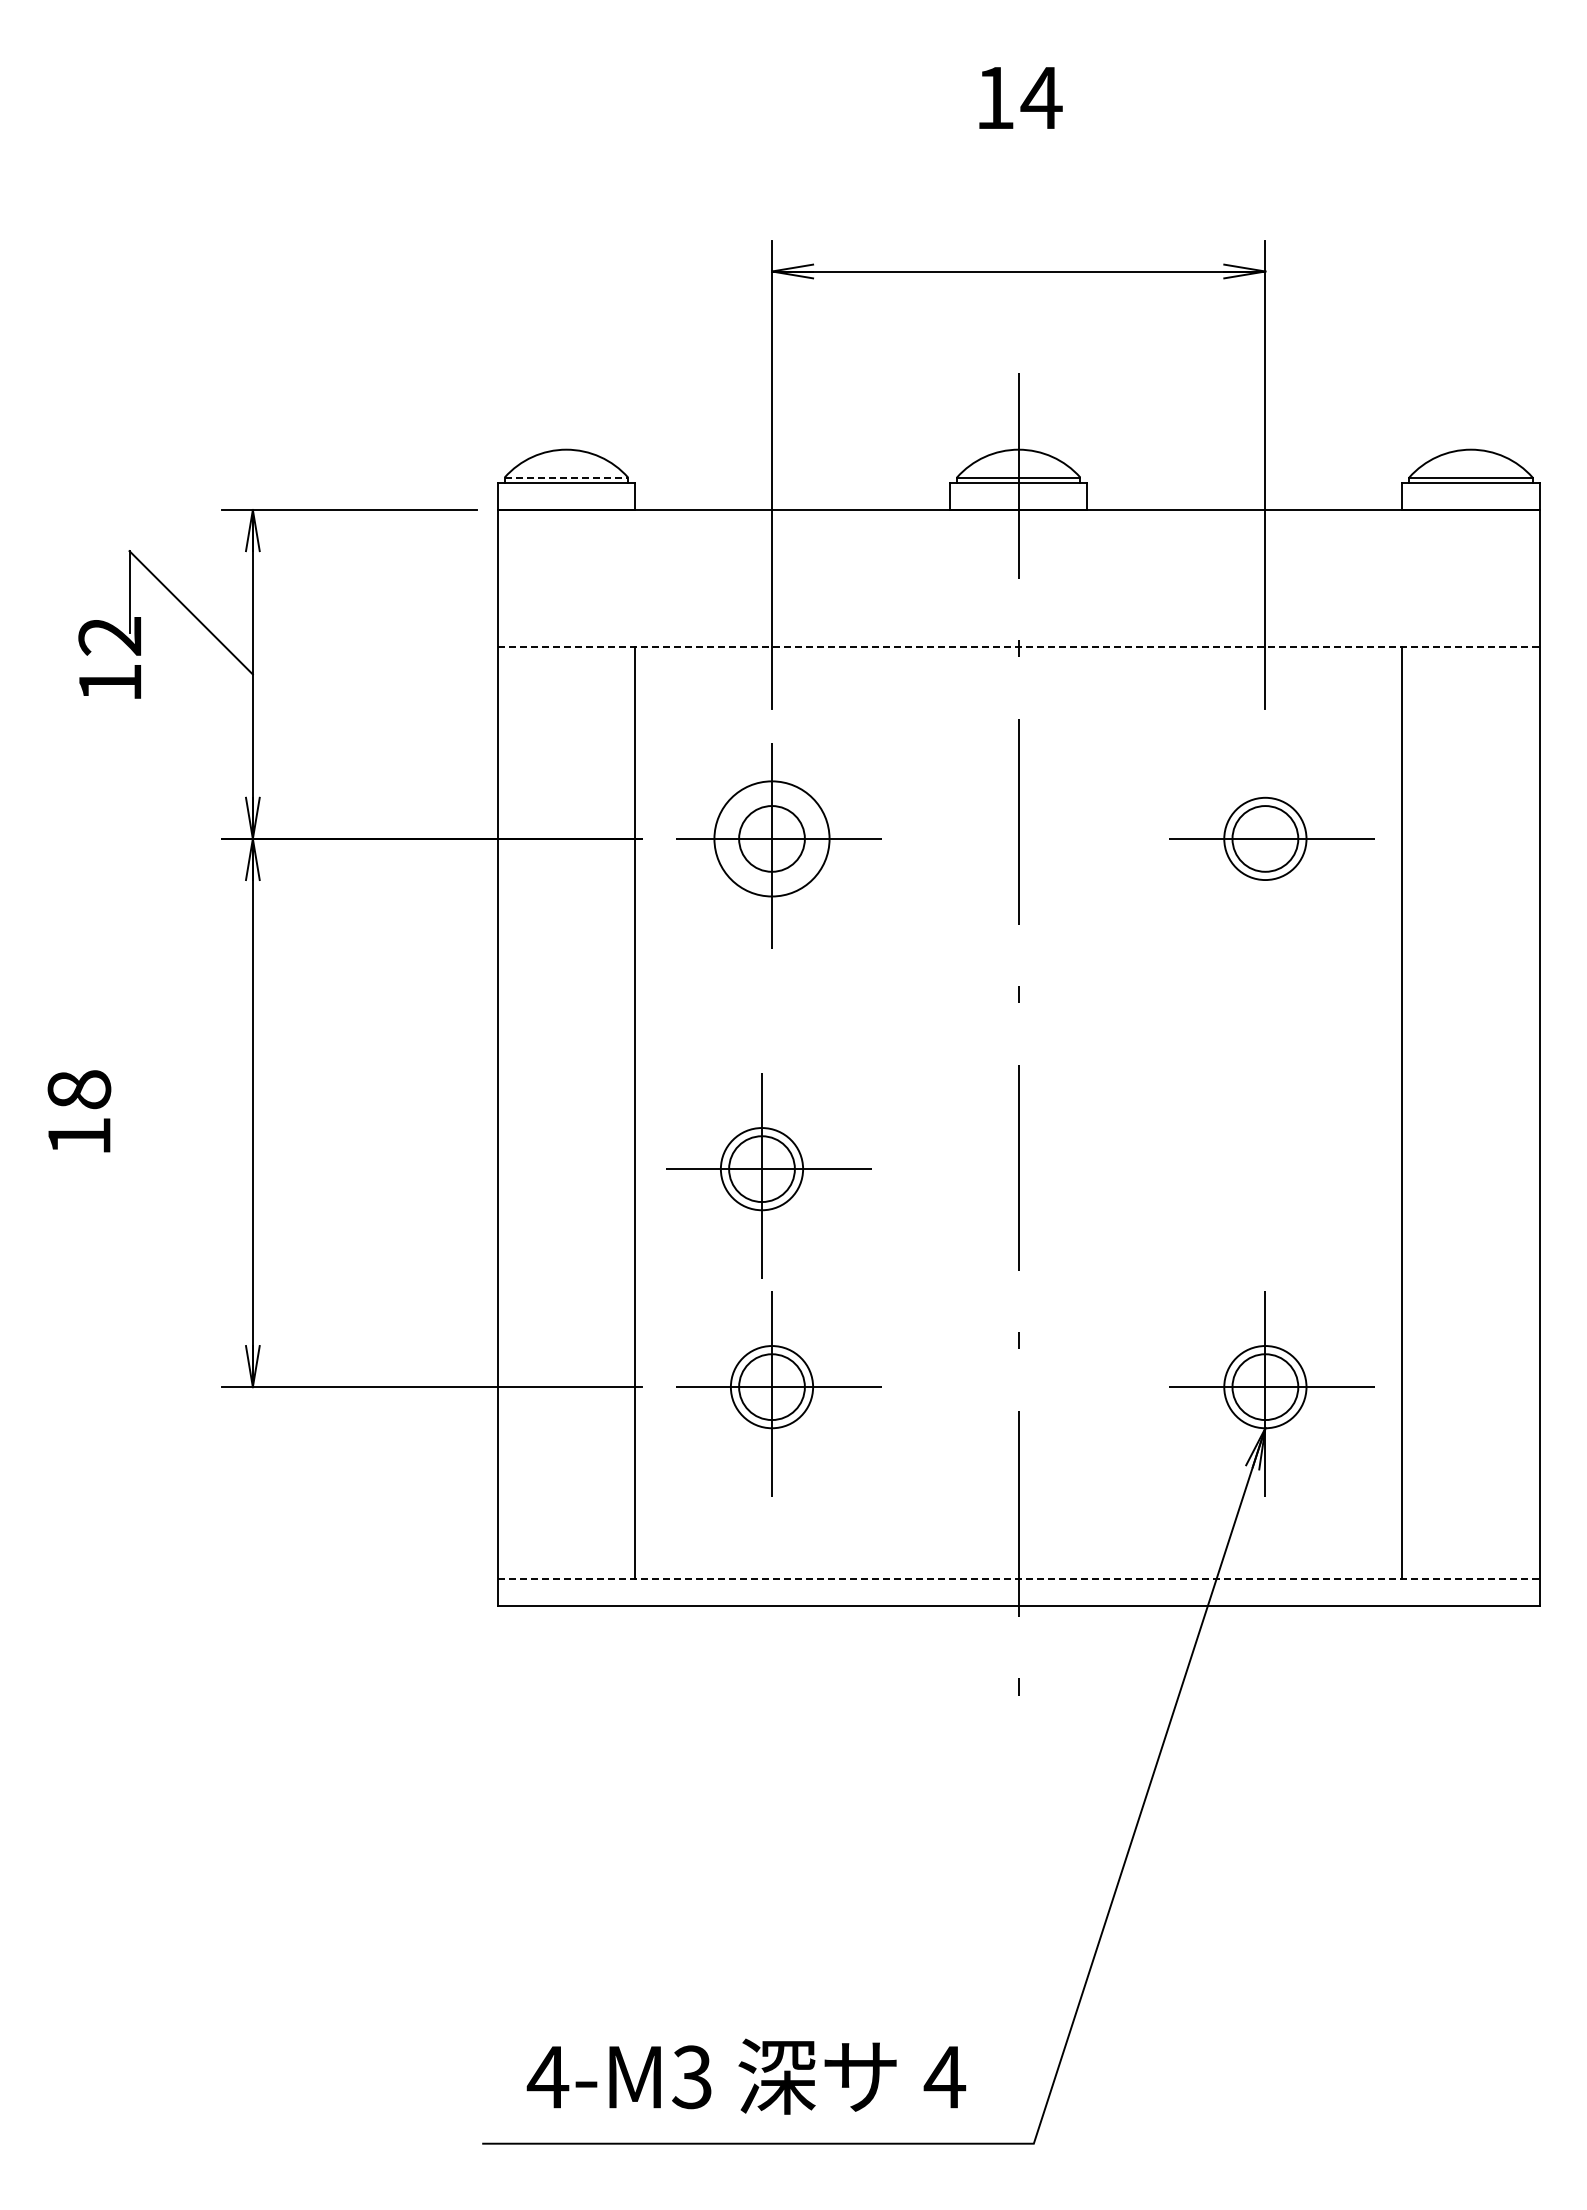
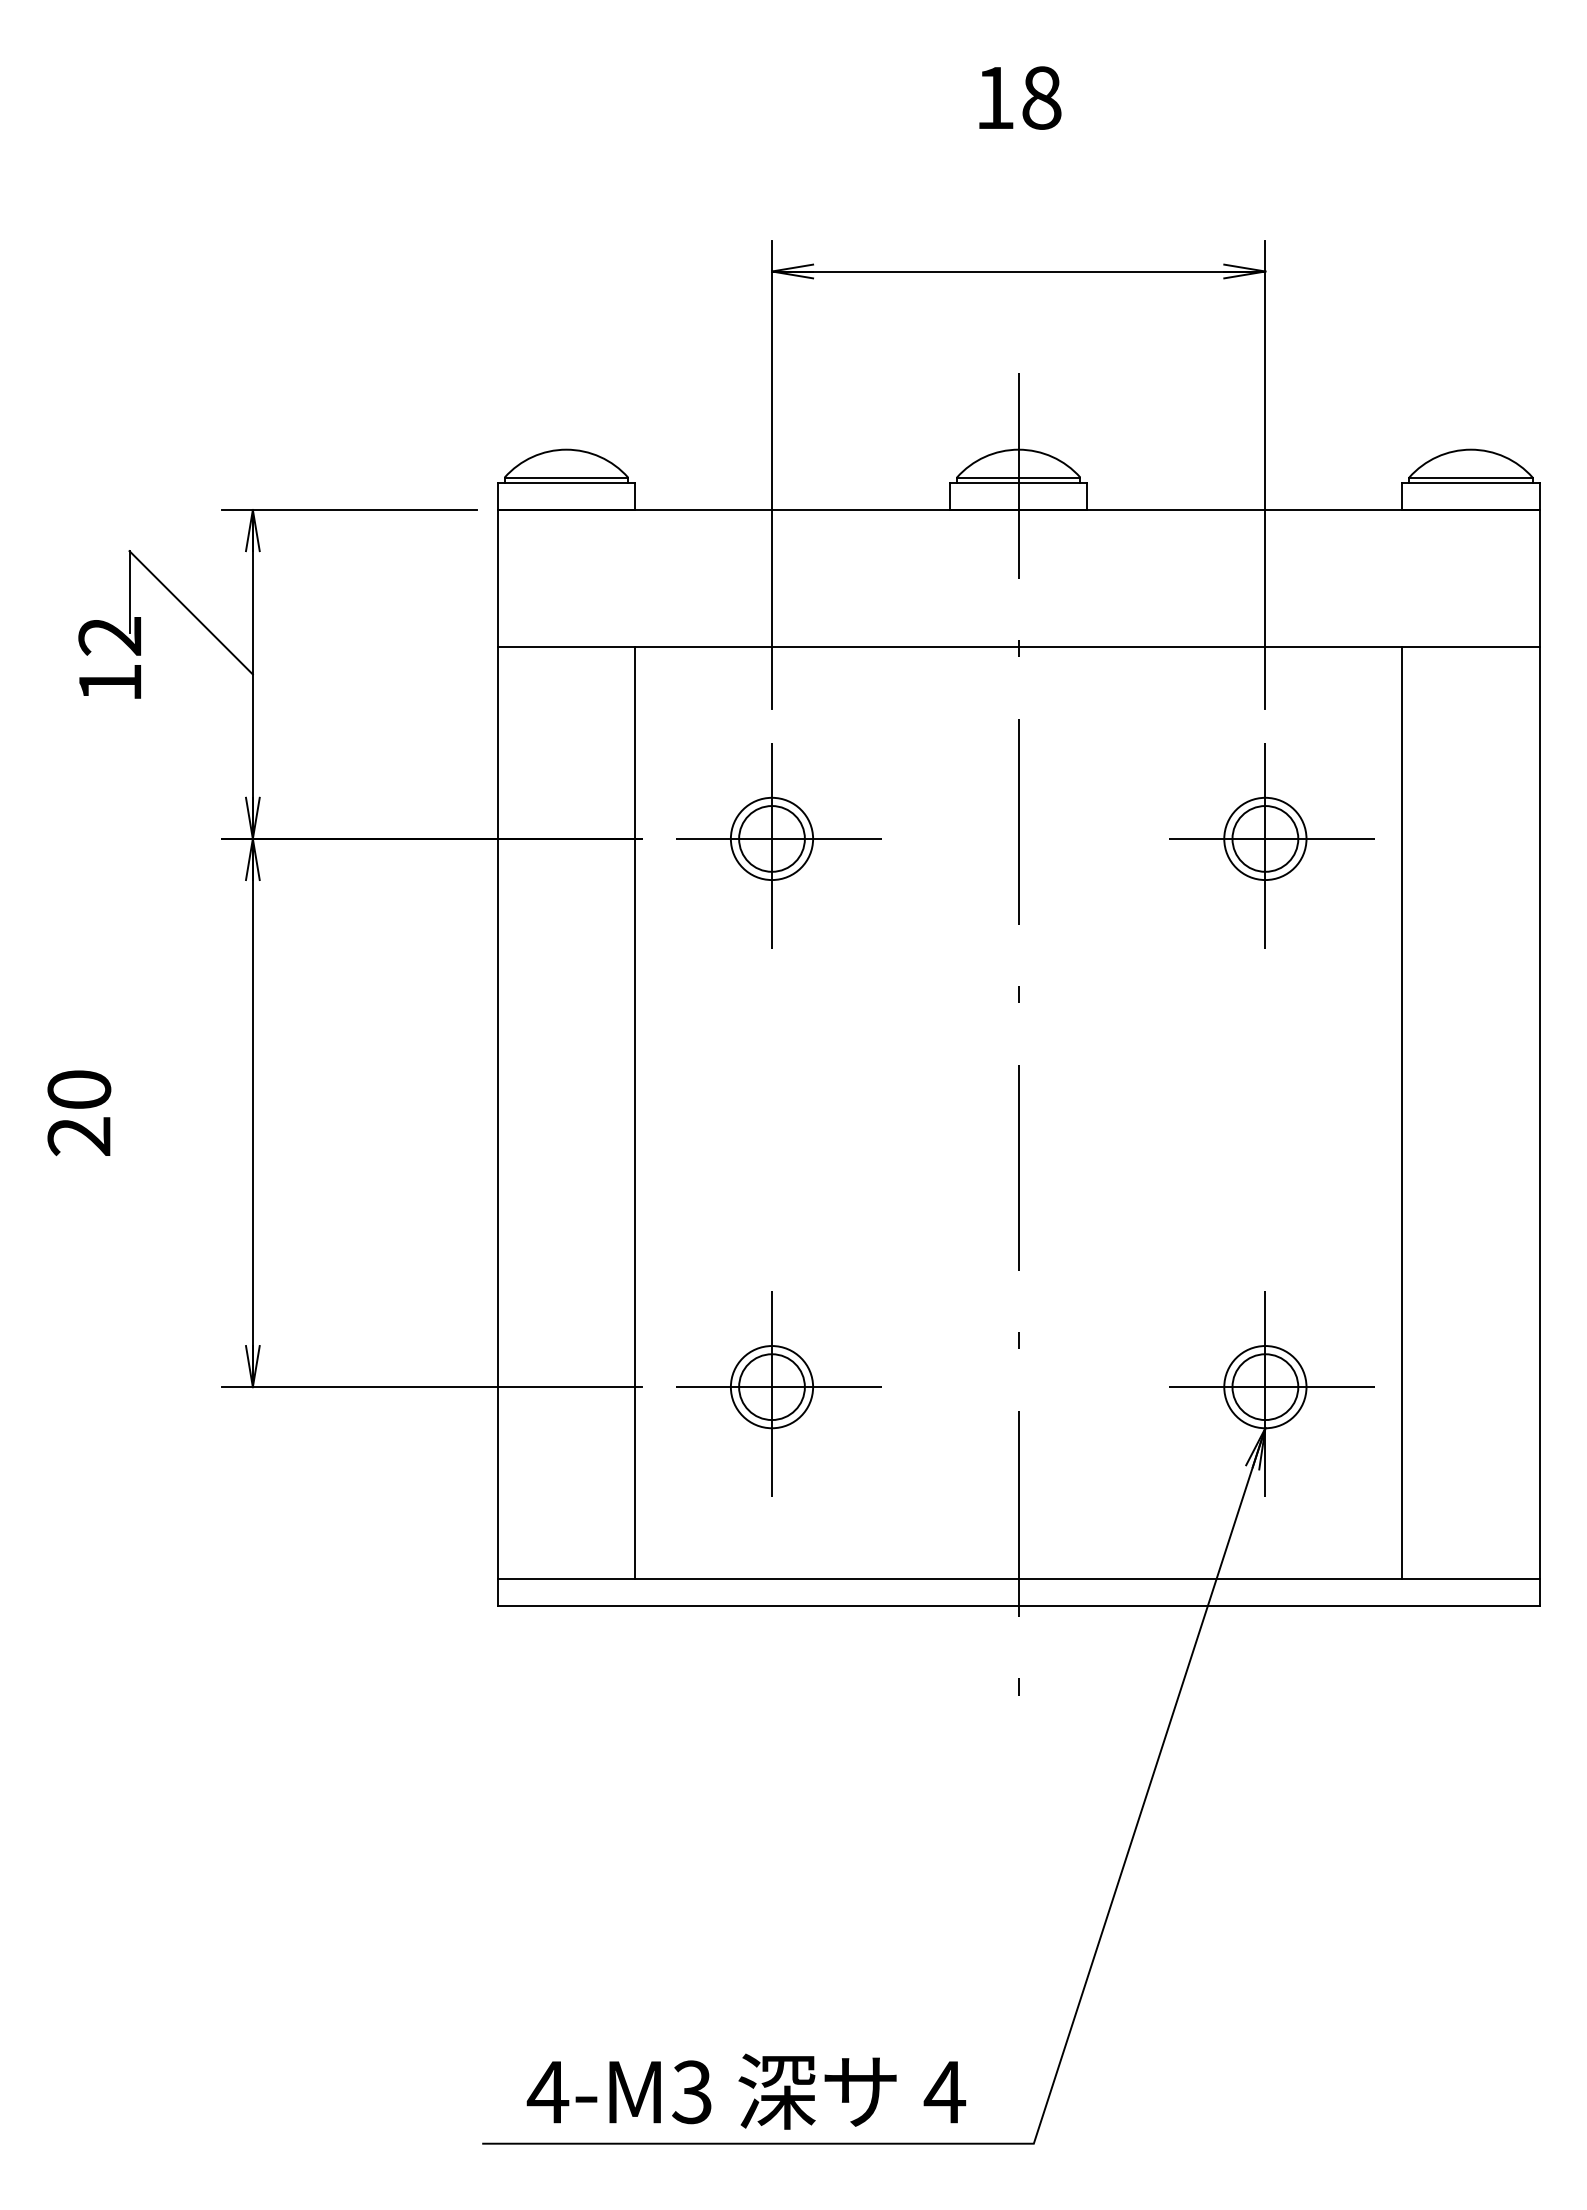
text: 14 -> 18 (1041, 97)
line: dashed -> solid (566, 477)
line: dashed -> solid (1018, 647)
circle diameter: 115 px -> 82 px (771, 838)
line: none -> present (1265, 838)
text: 18 -> 20 (79, 1113)
part: present -> none (768, 1175)
line: dashed -> solid (1018, 1579)
text position: (746, 2076) -> (746, 2091) (746, 2091)
